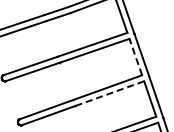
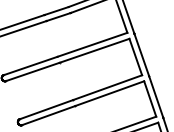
line: dashed -> solid (135, 56)
line: dashed -> solid (109, 93)
